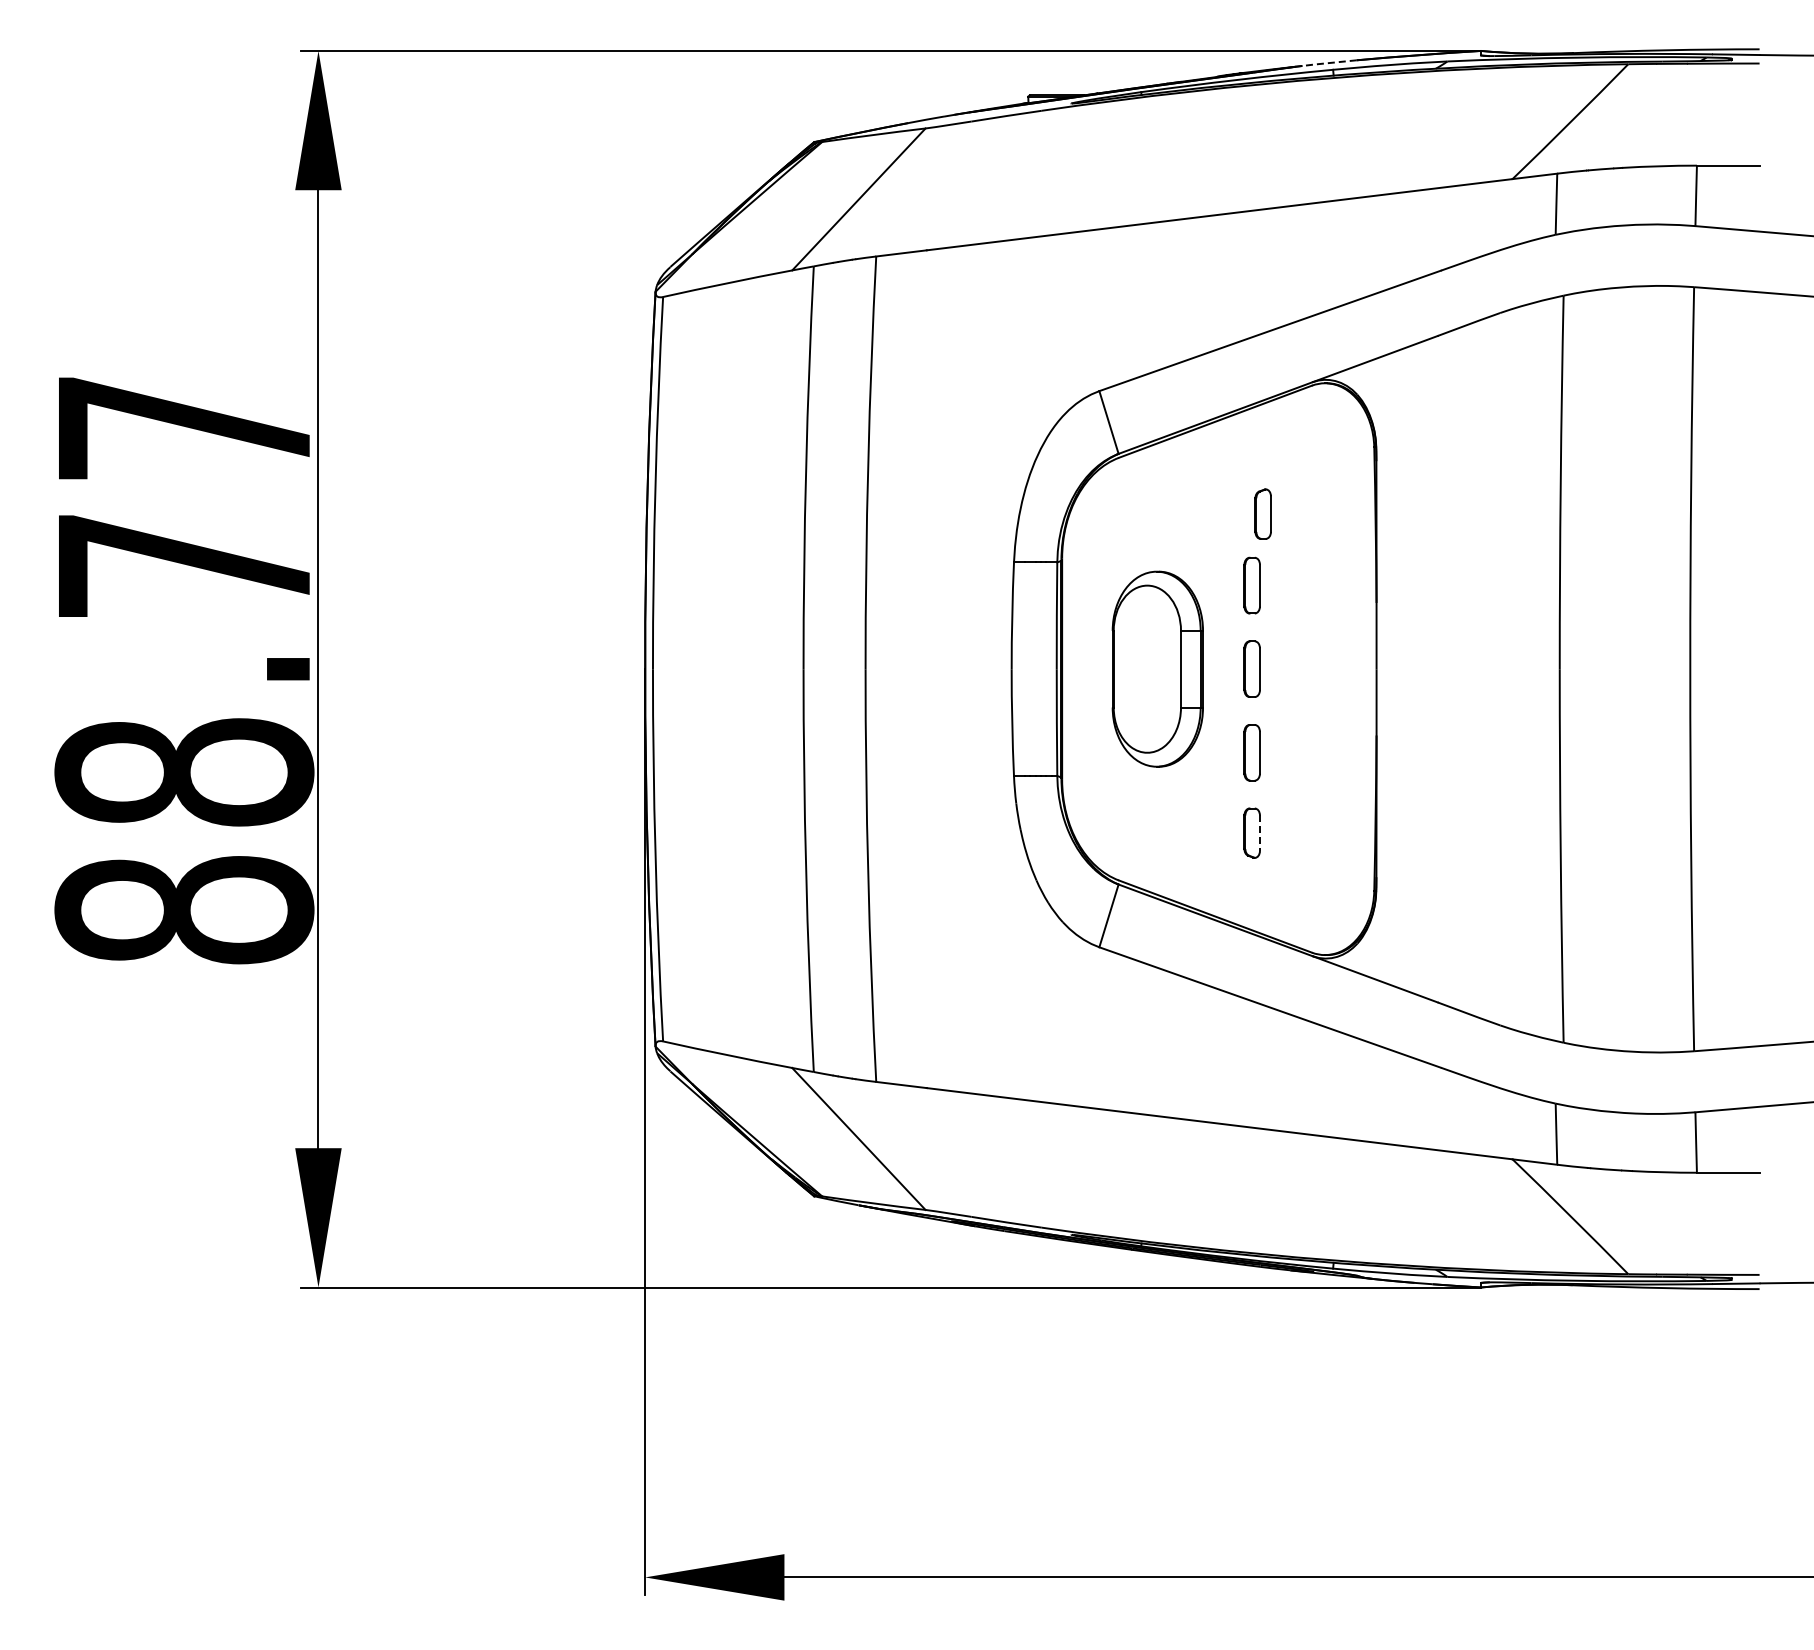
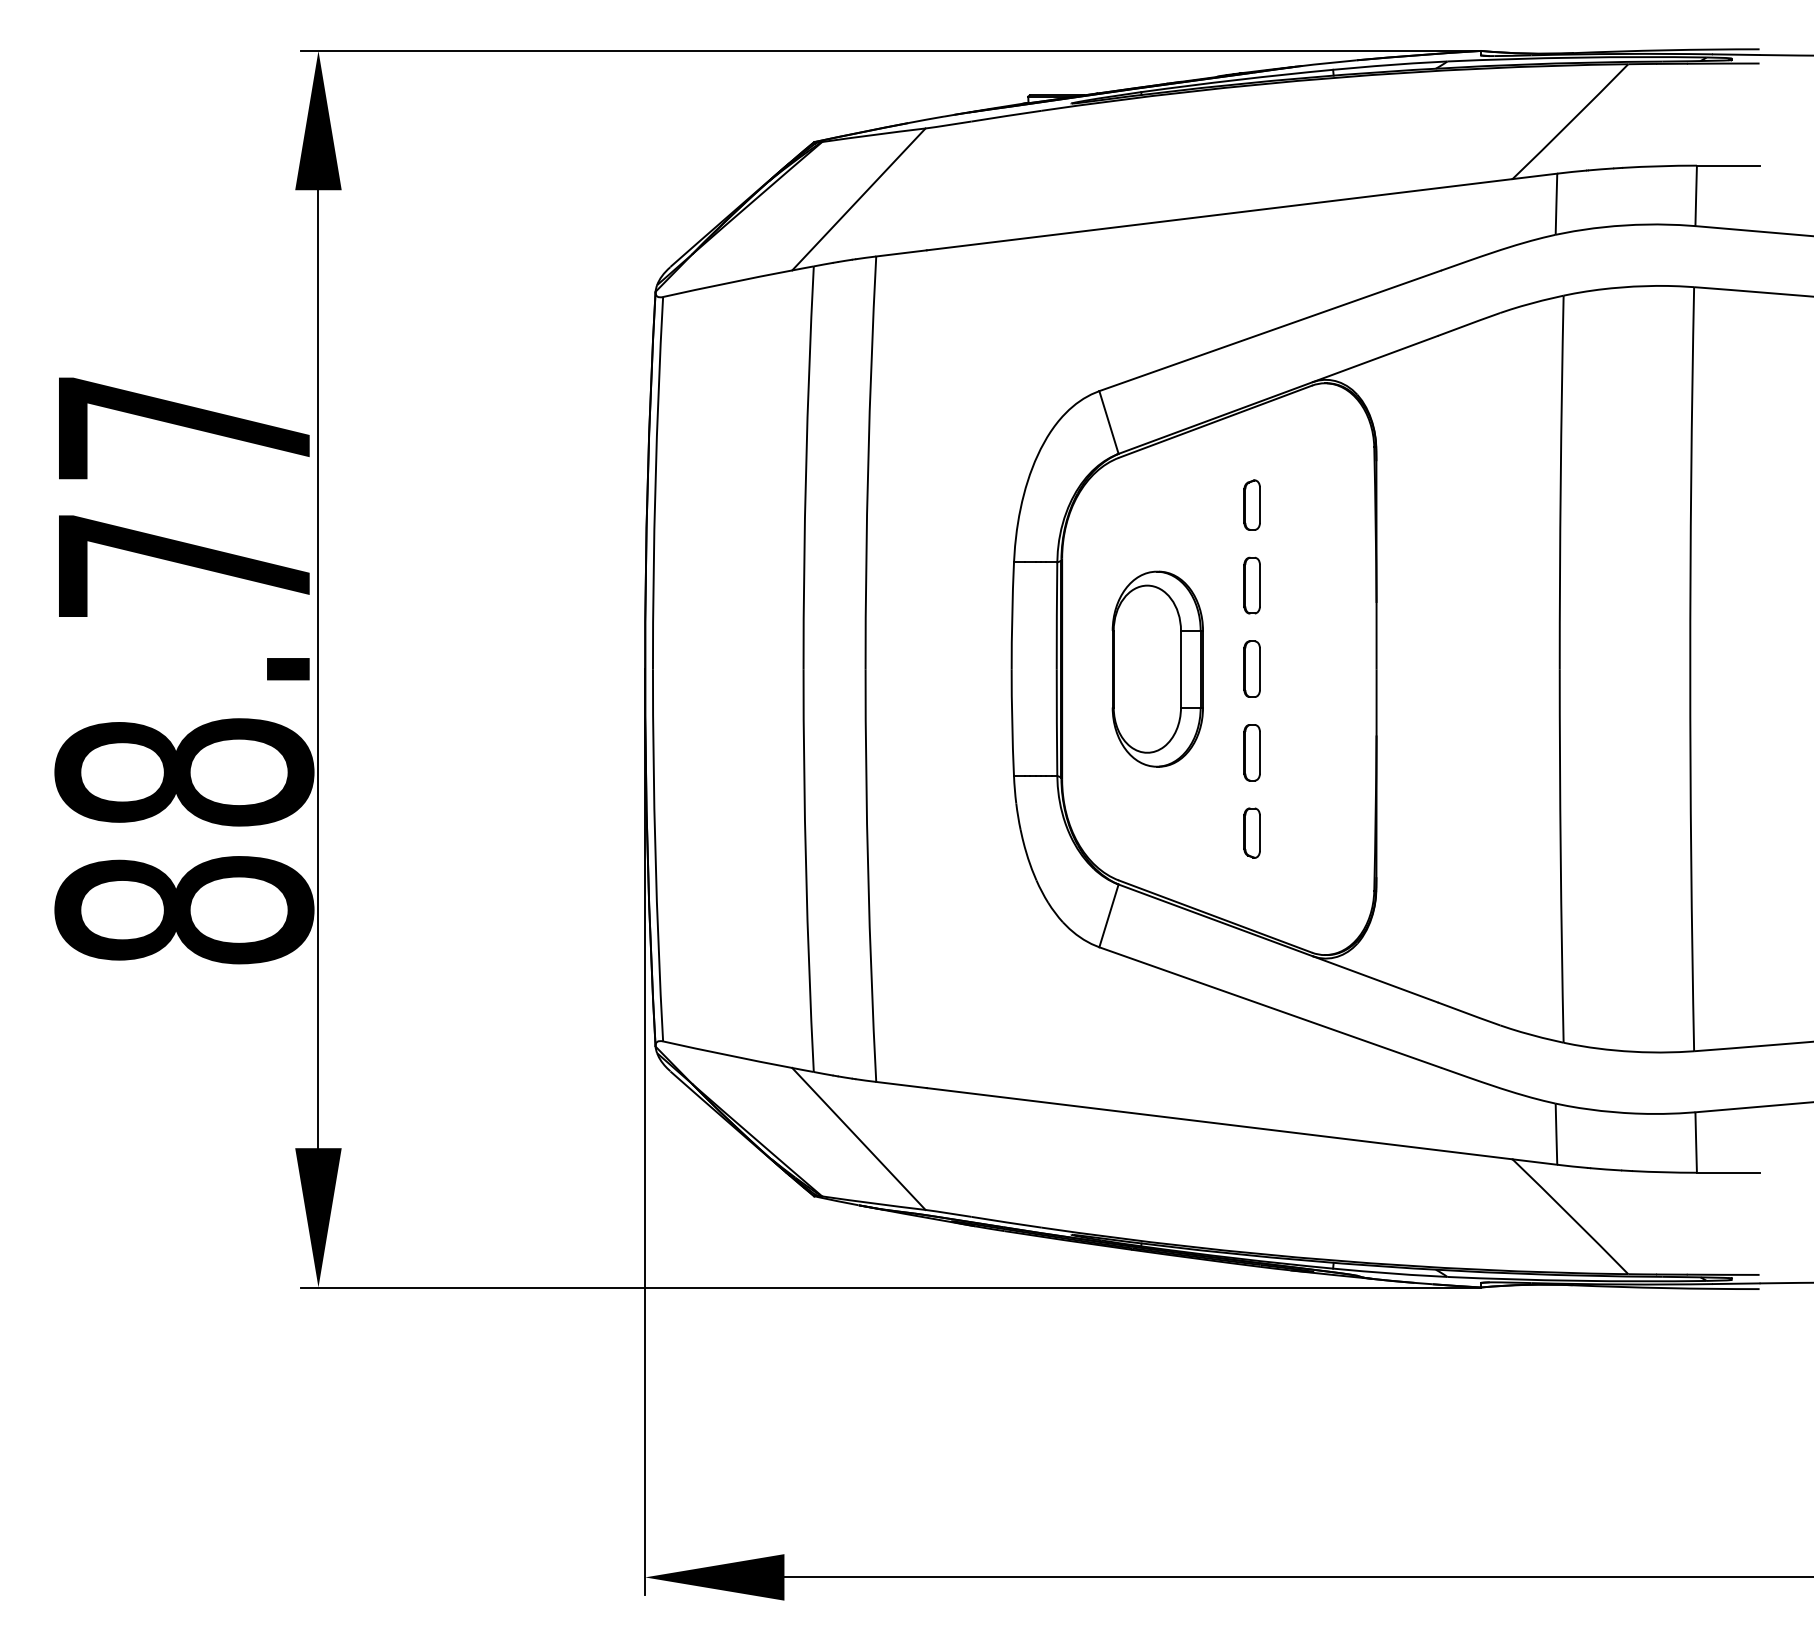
line: dashed -> solid (1325, 63)
part position: (1262, 513) -> (1251, 504) (1251, 504)
line: dashed -> solid (1259, 833)
